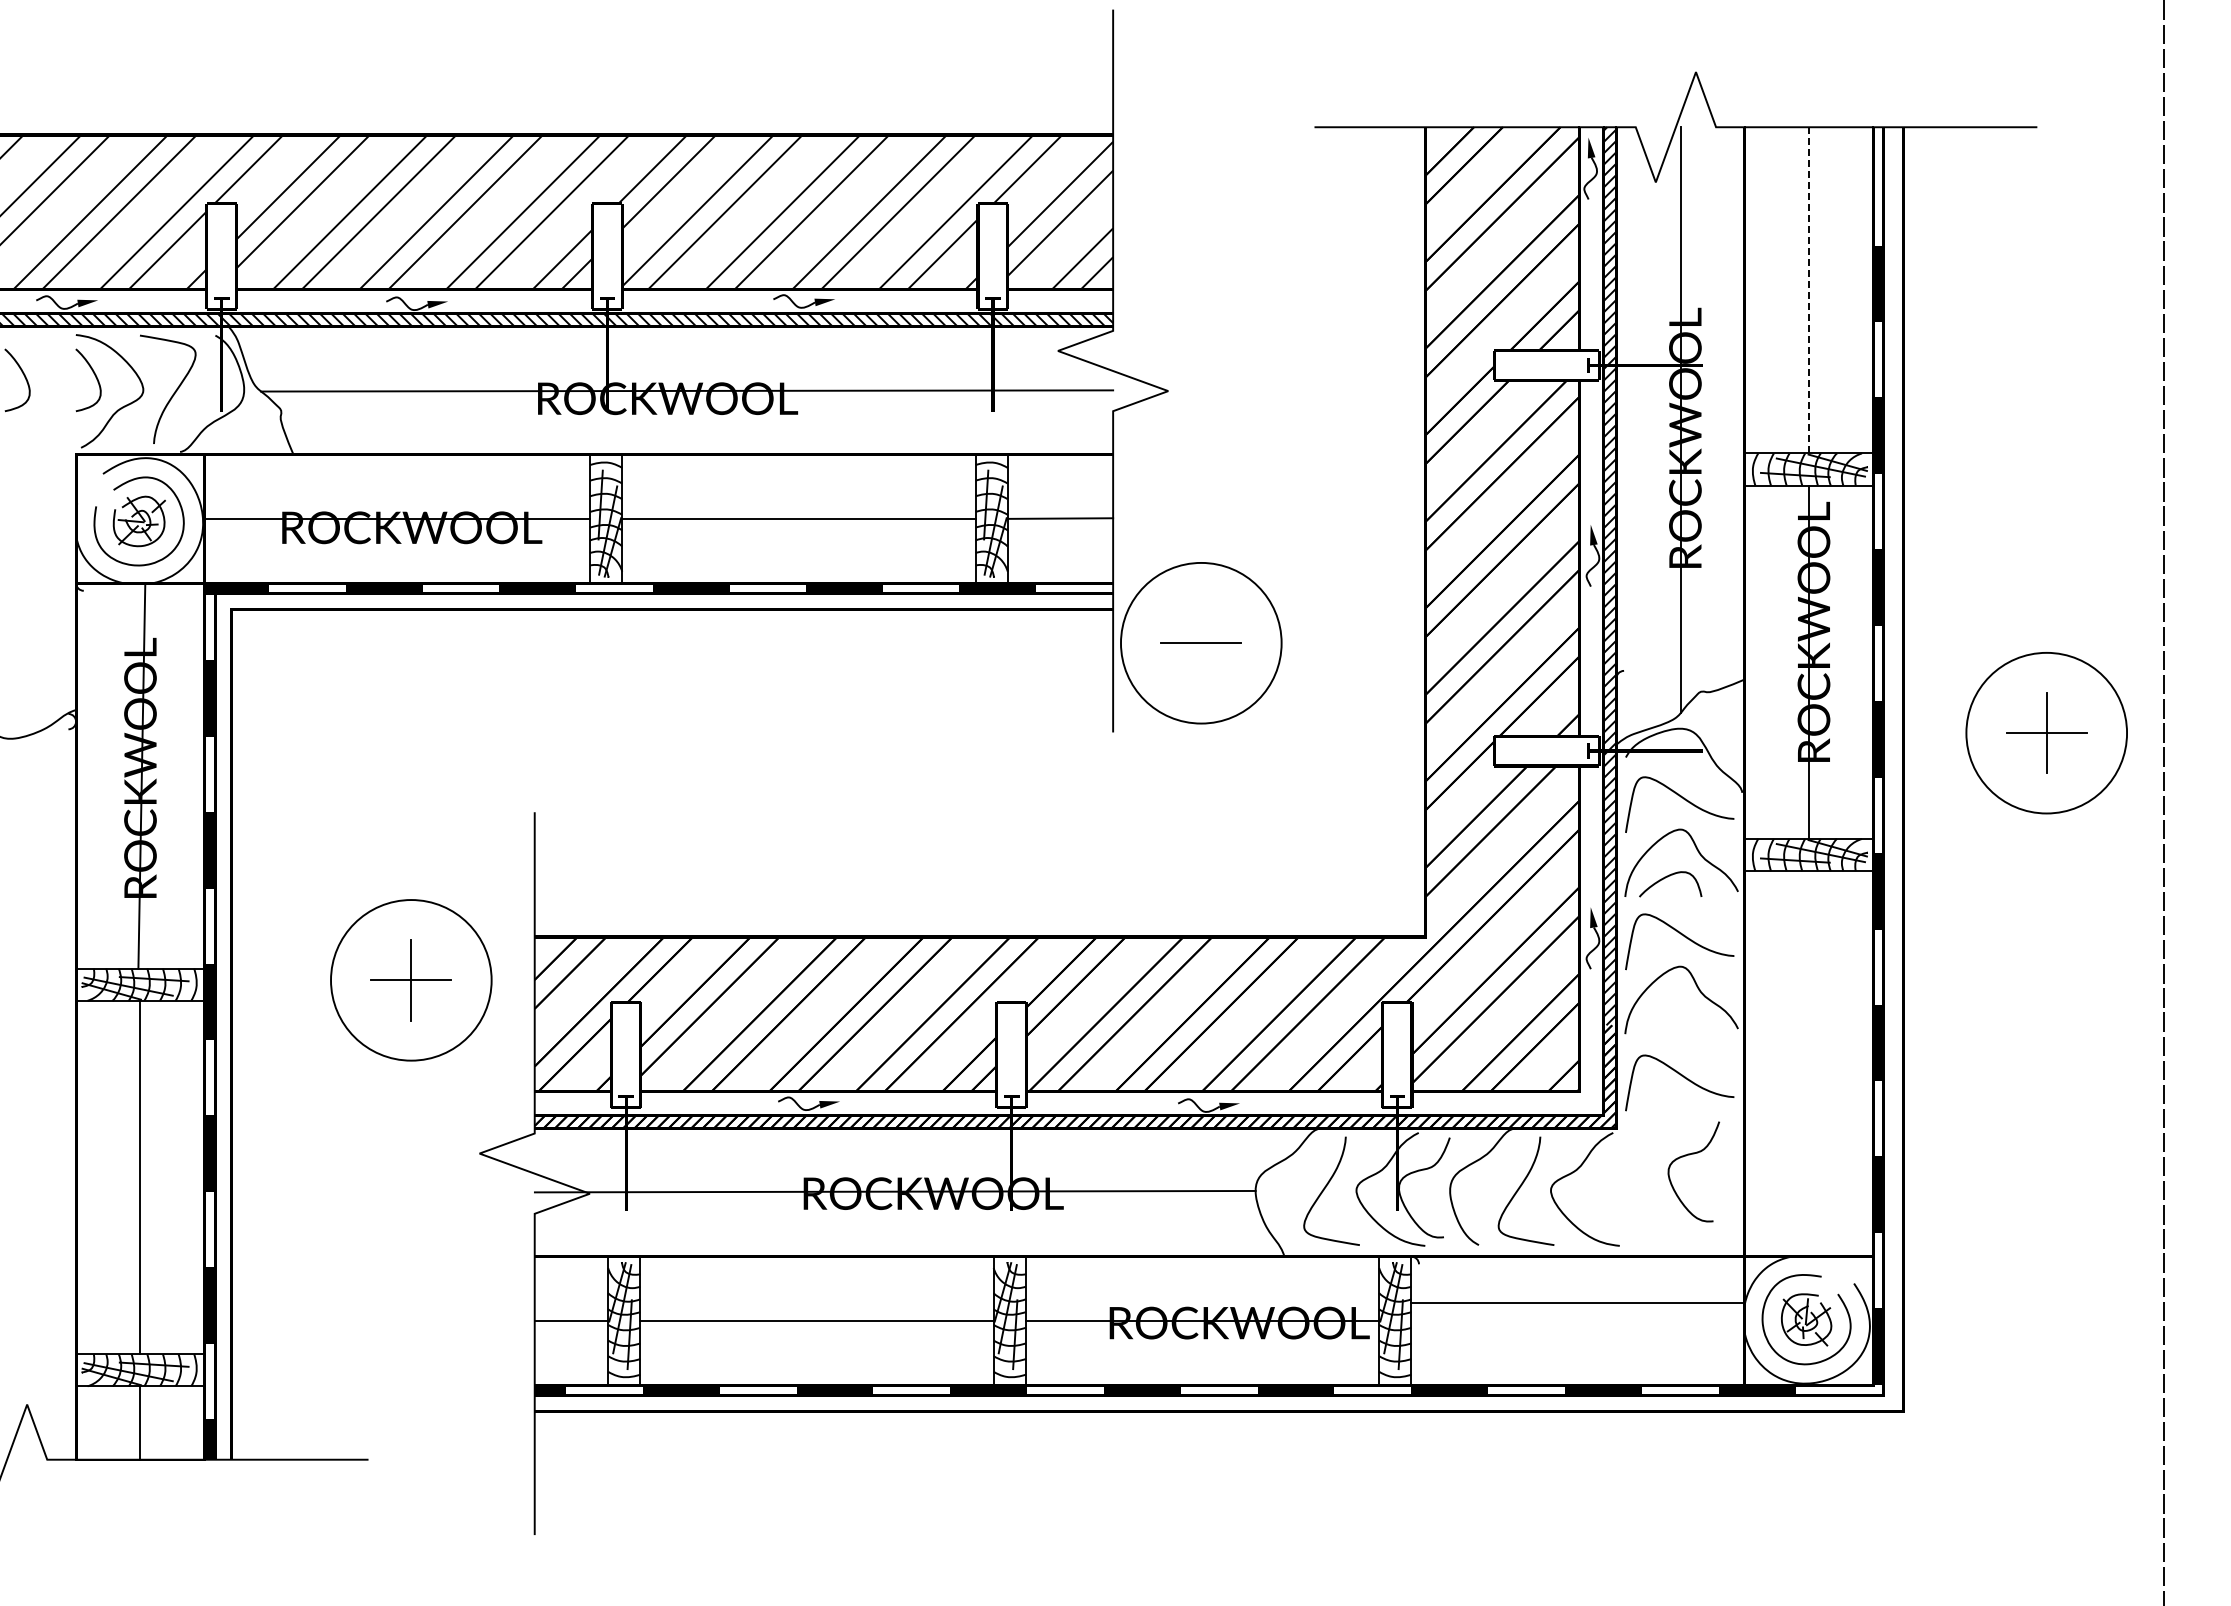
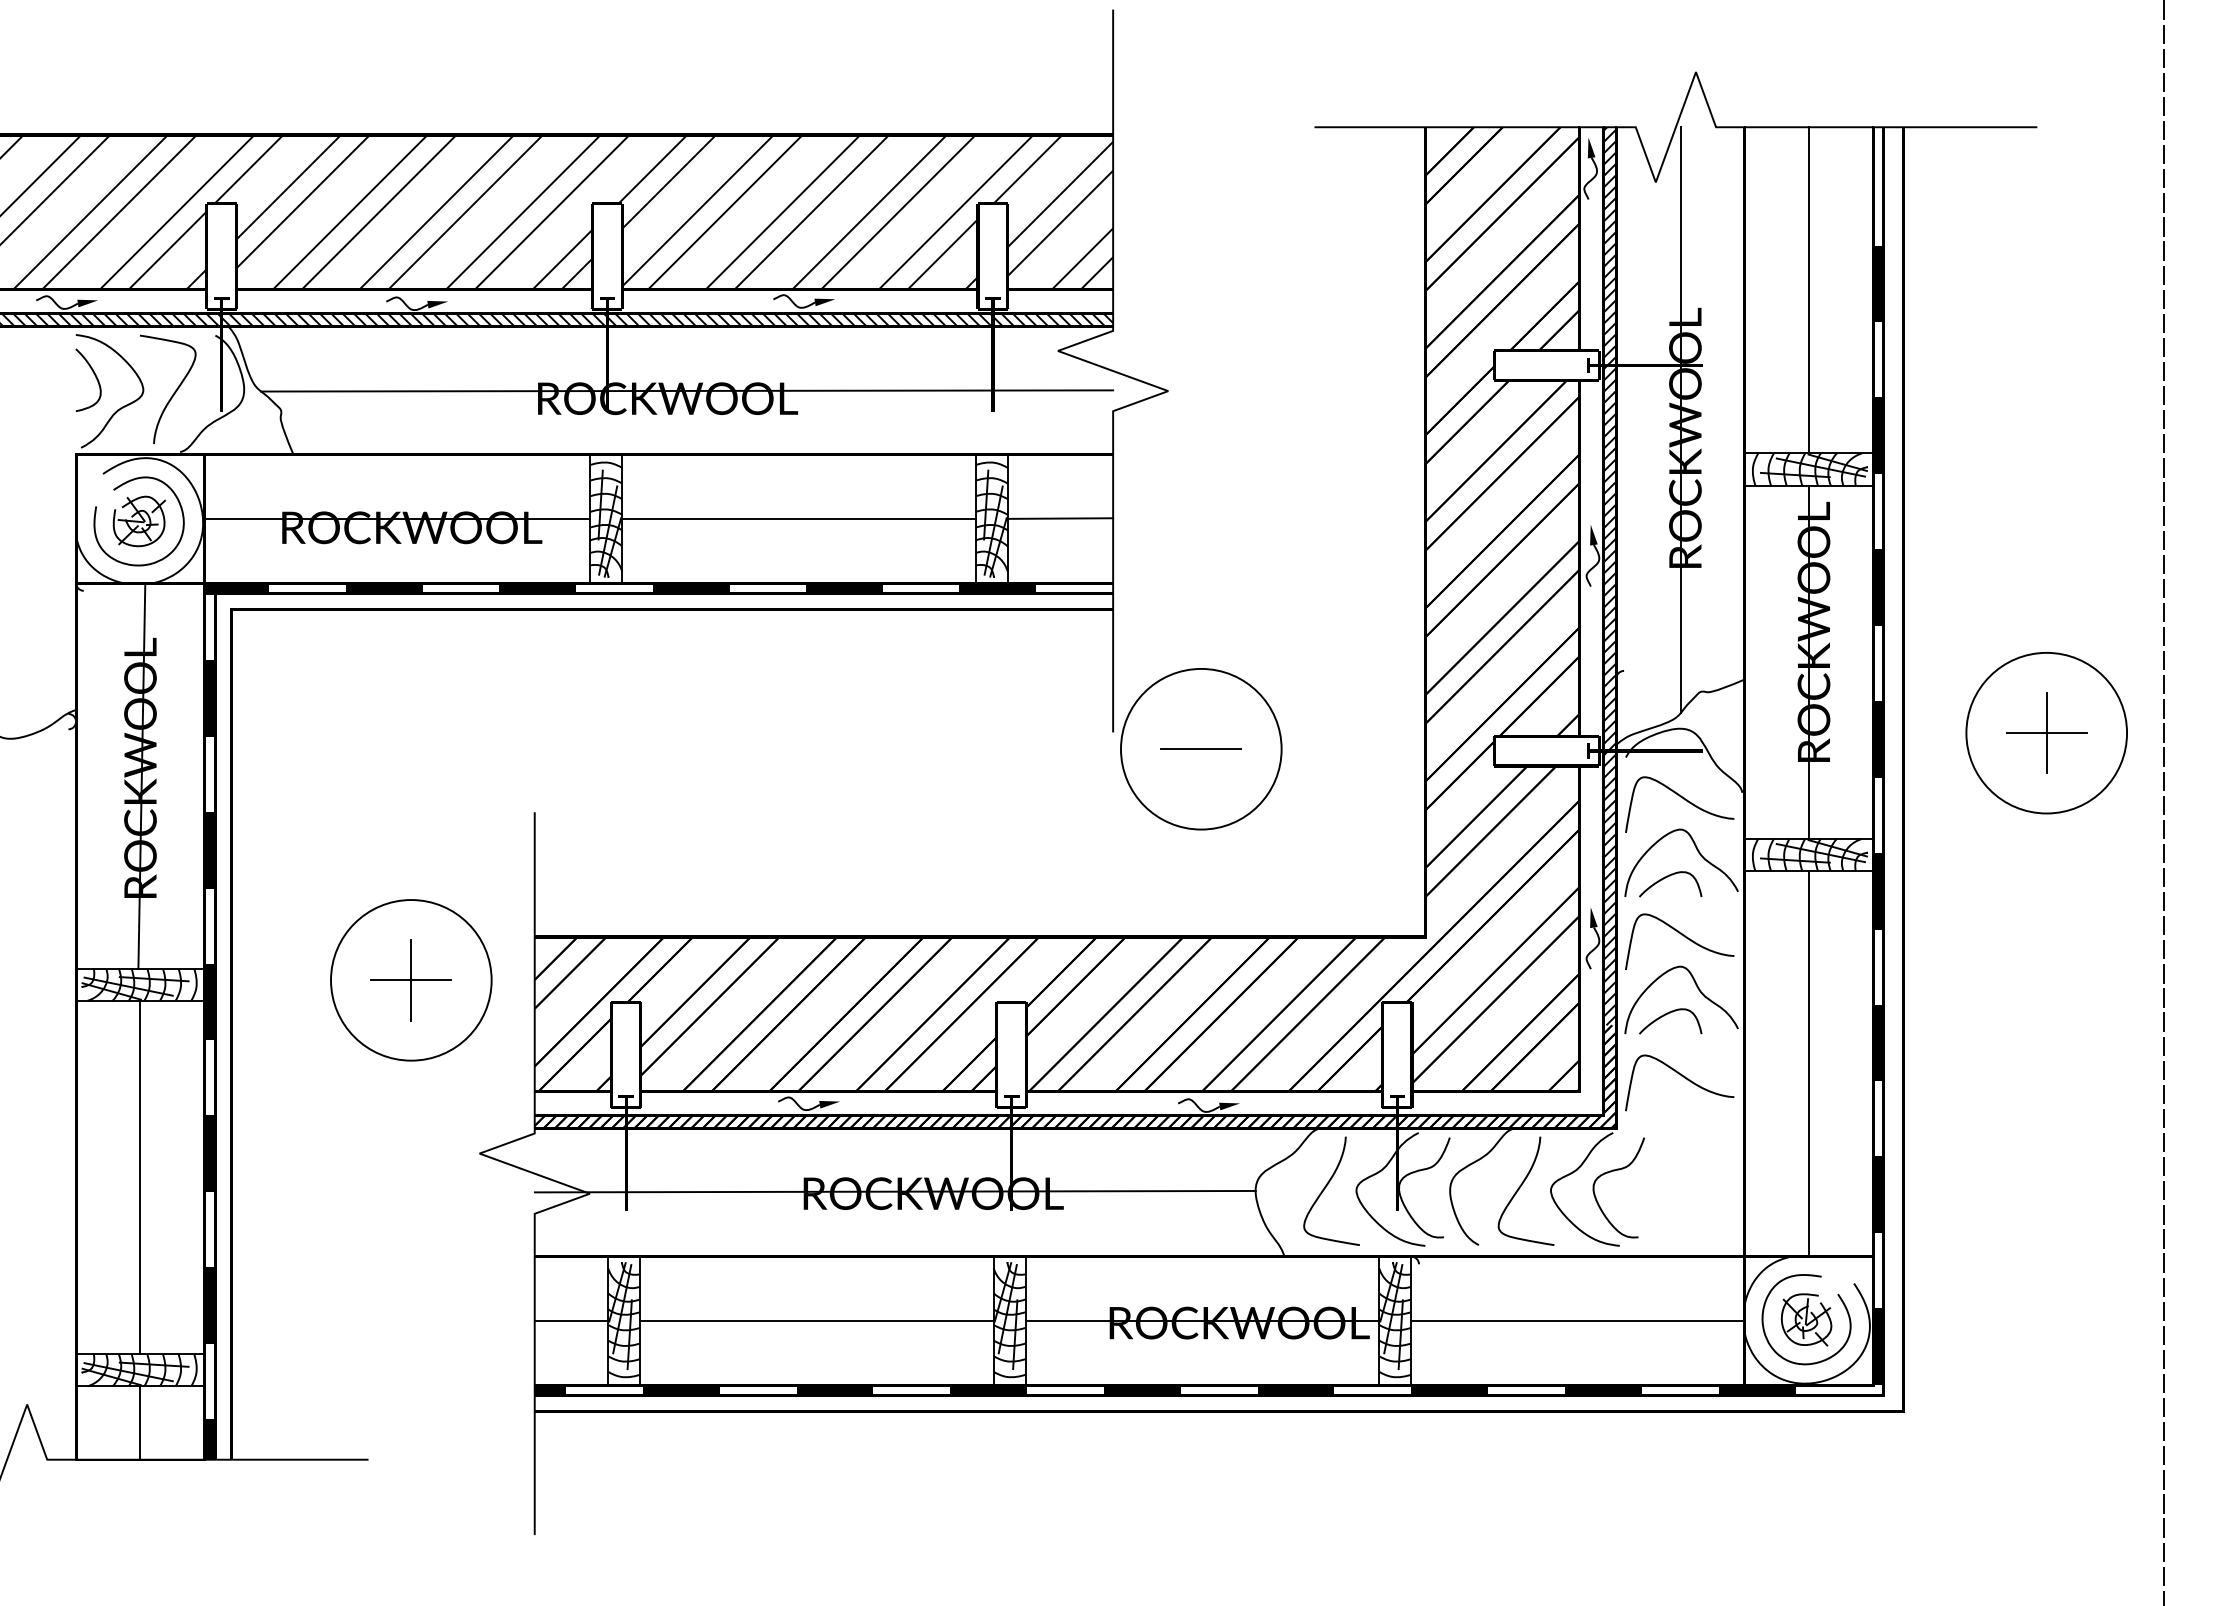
line: dashed -> solid (1809, 289)
curve: present -> none (24, 377)
part position: (1201, 643) -> (1201, 749) (1201, 749)
curve: none -> present (1666, 1015)
line: none -> present (1809, 1063)
curve position: (1689, 1155) -> (1614, 1171) (1614, 1171)
line position: (1577, 1302) -> (1577, 1320) (1577, 1320)
